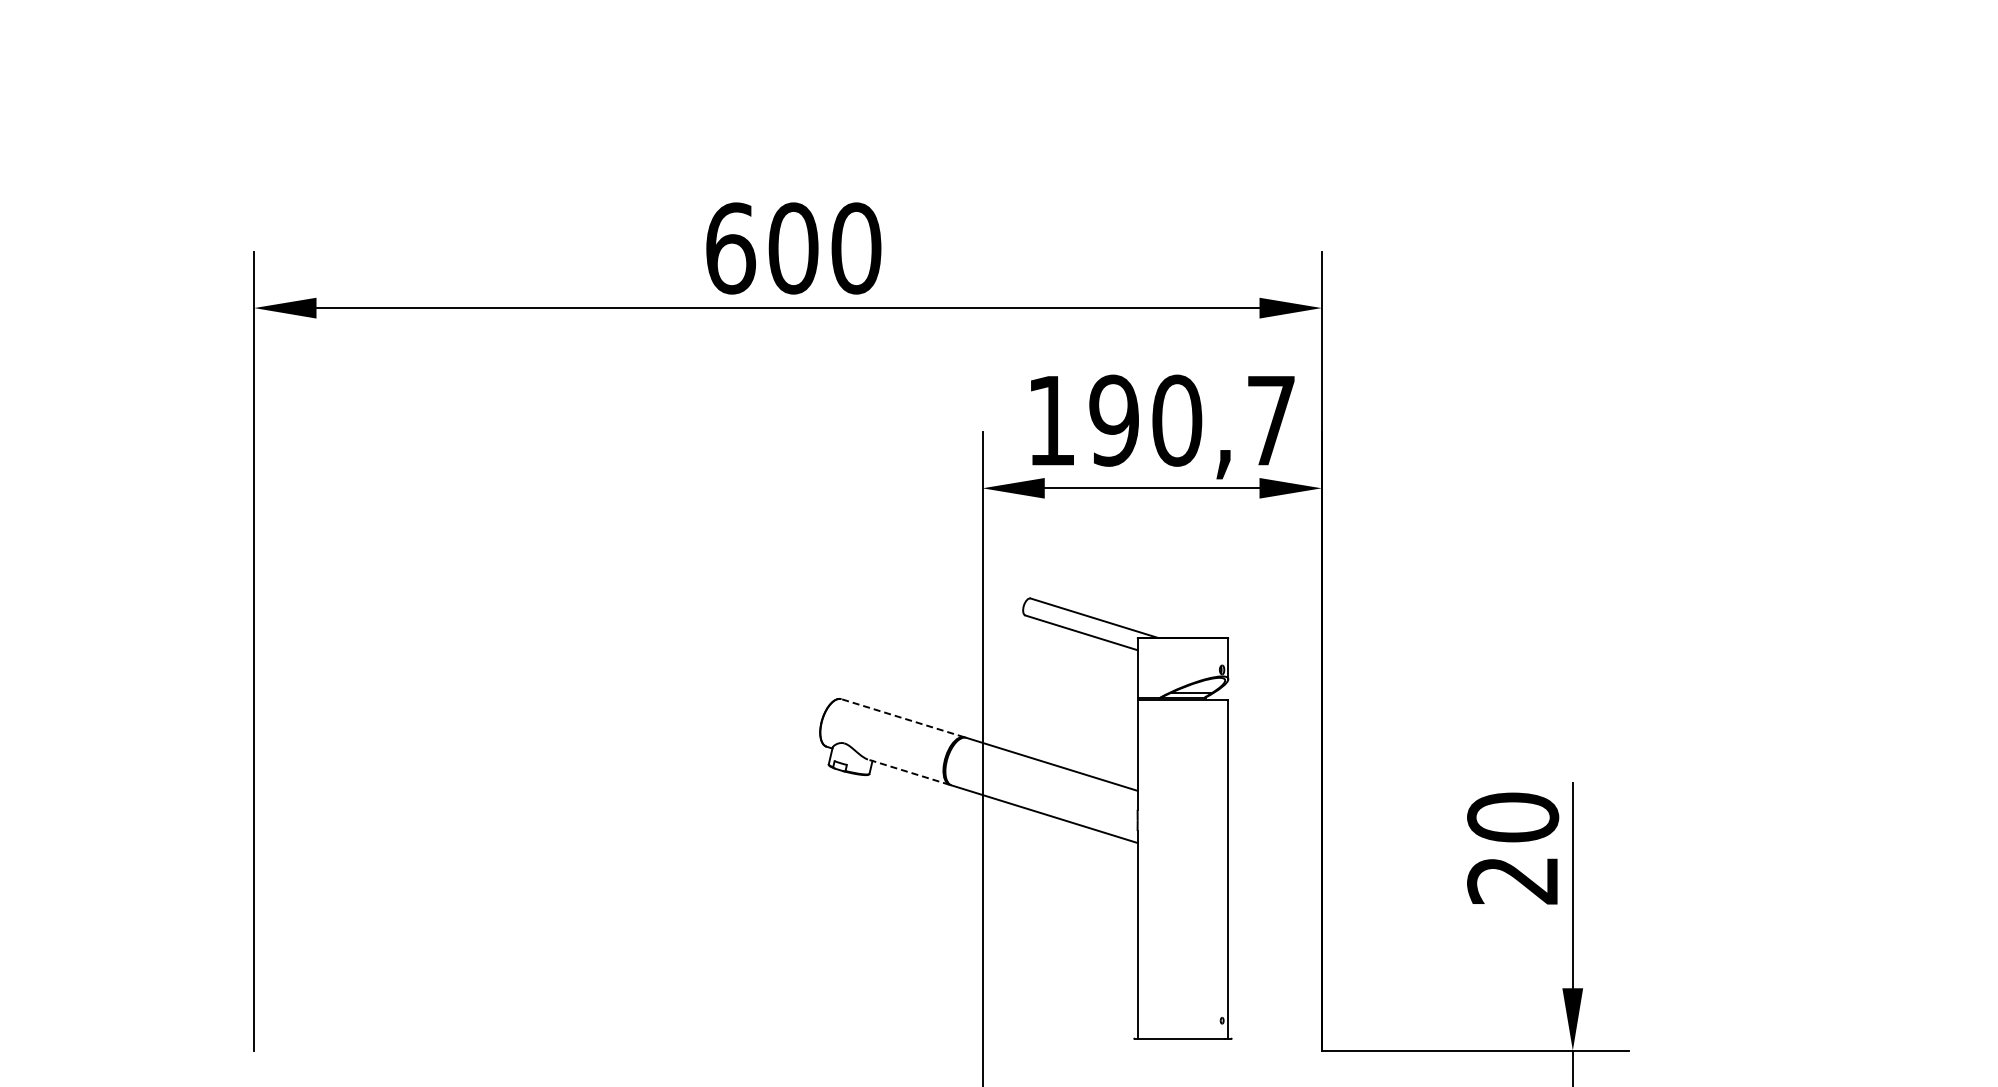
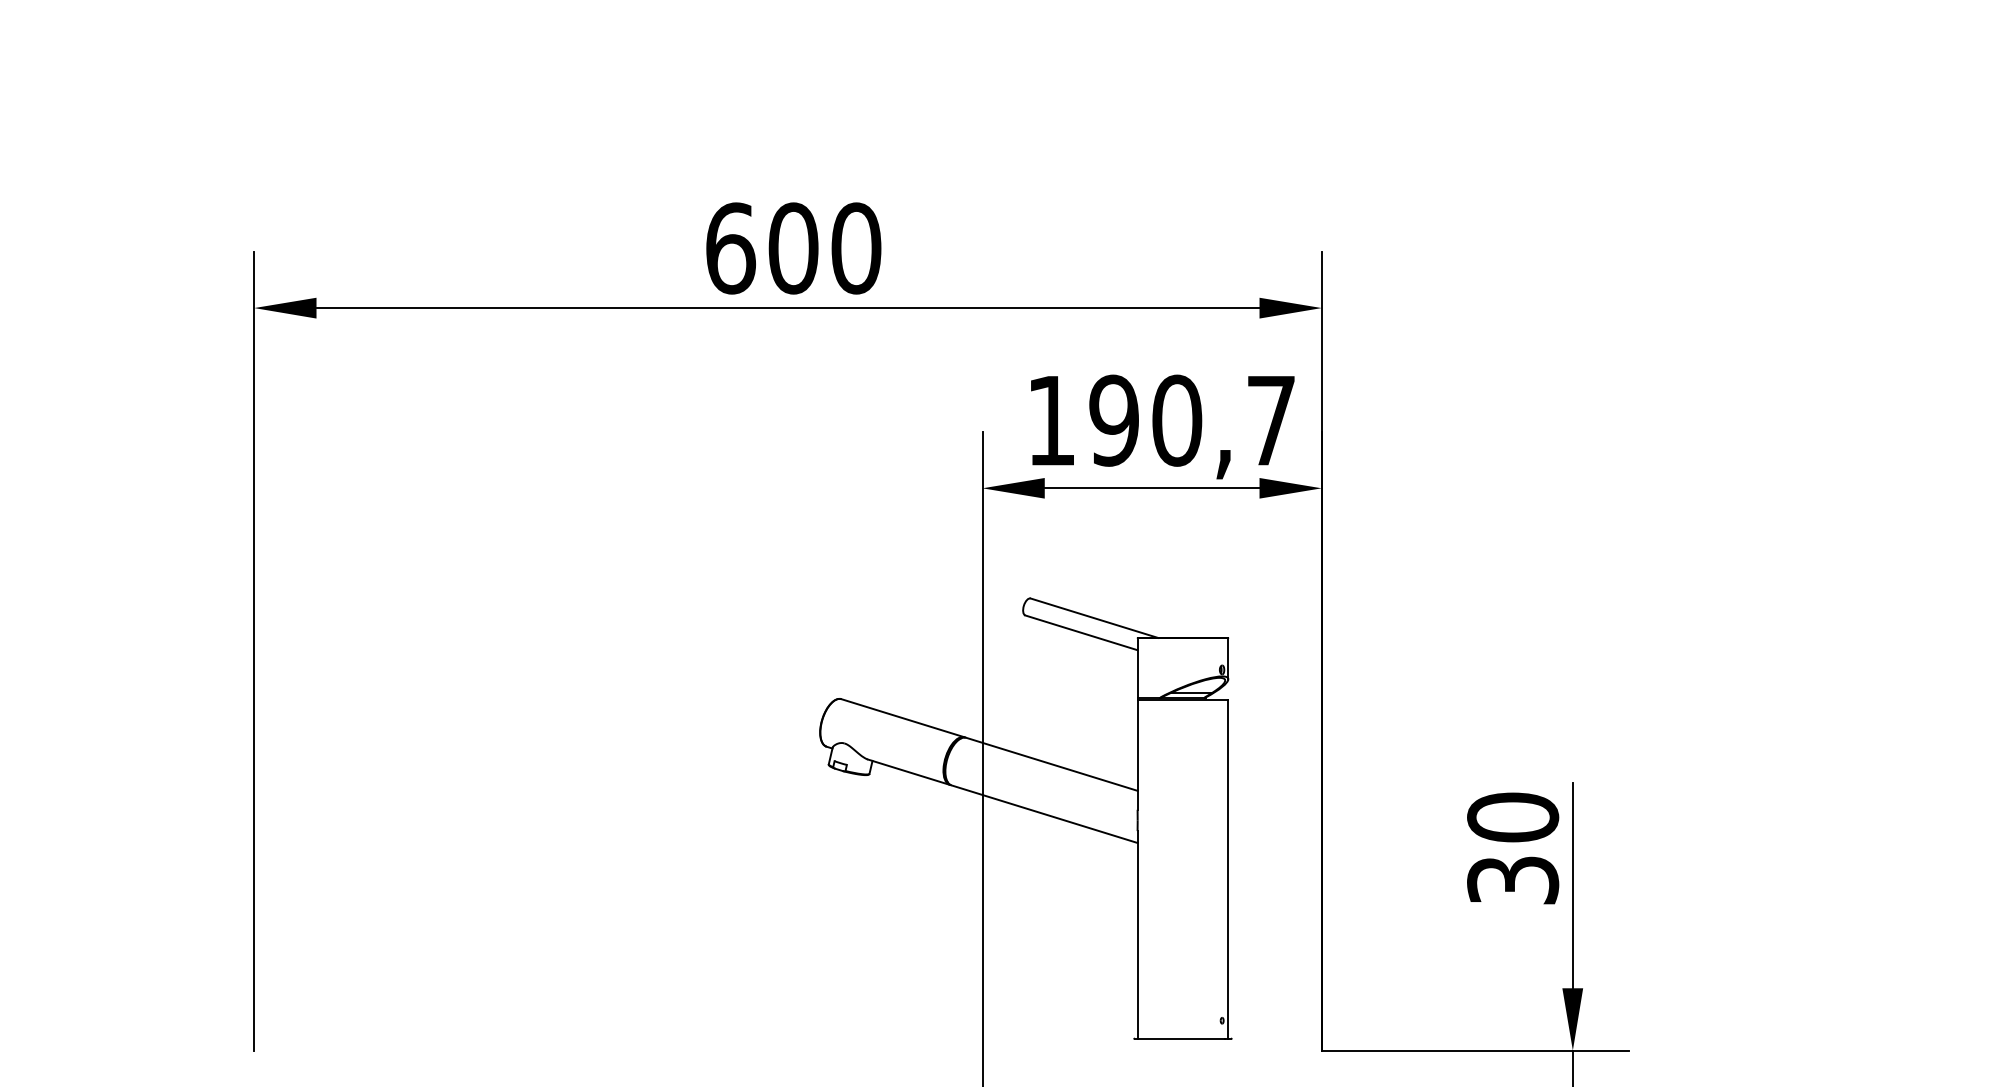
line: dashed -> solid (902, 718)
line: dashed -> solid (908, 772)
text: 20 -> 30 (1513, 880)
